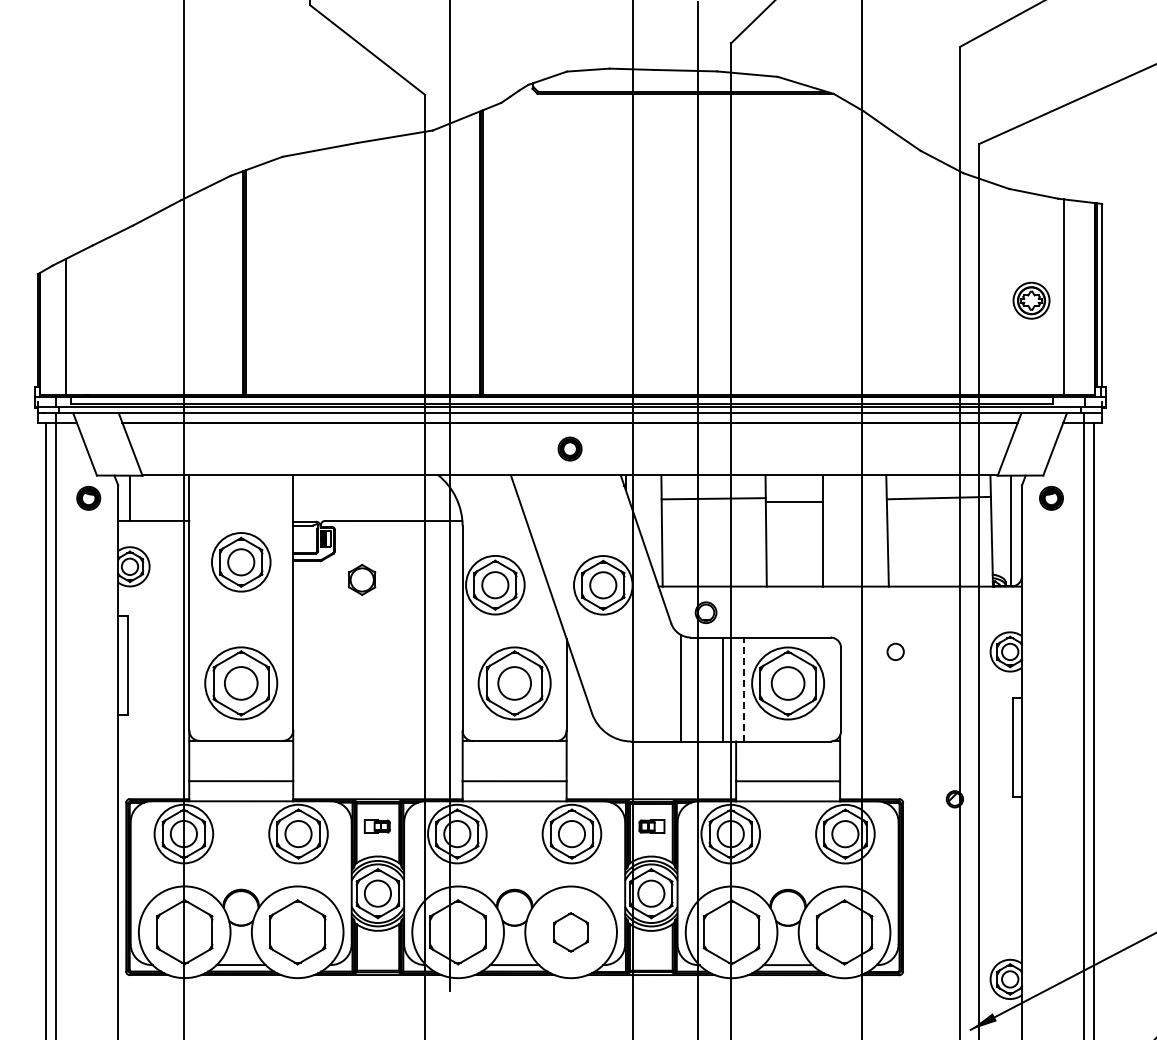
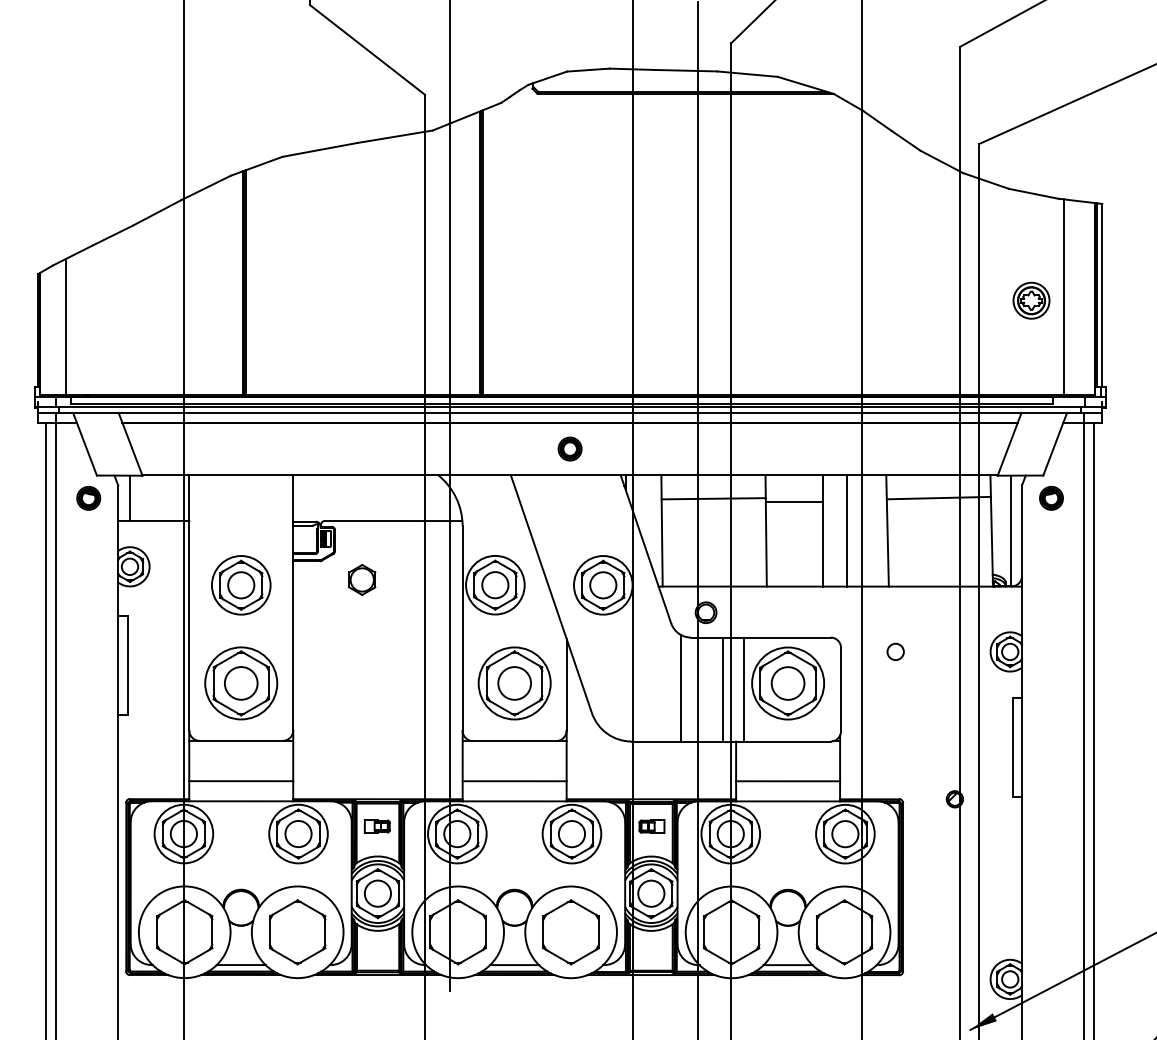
line: none -> present (846, 530)
part position: (241, 562) -> (241, 585) (241, 585)
line: dashed -> solid (744, 689)
part size: 36x41 px -> 58x67 px (570, 932)
